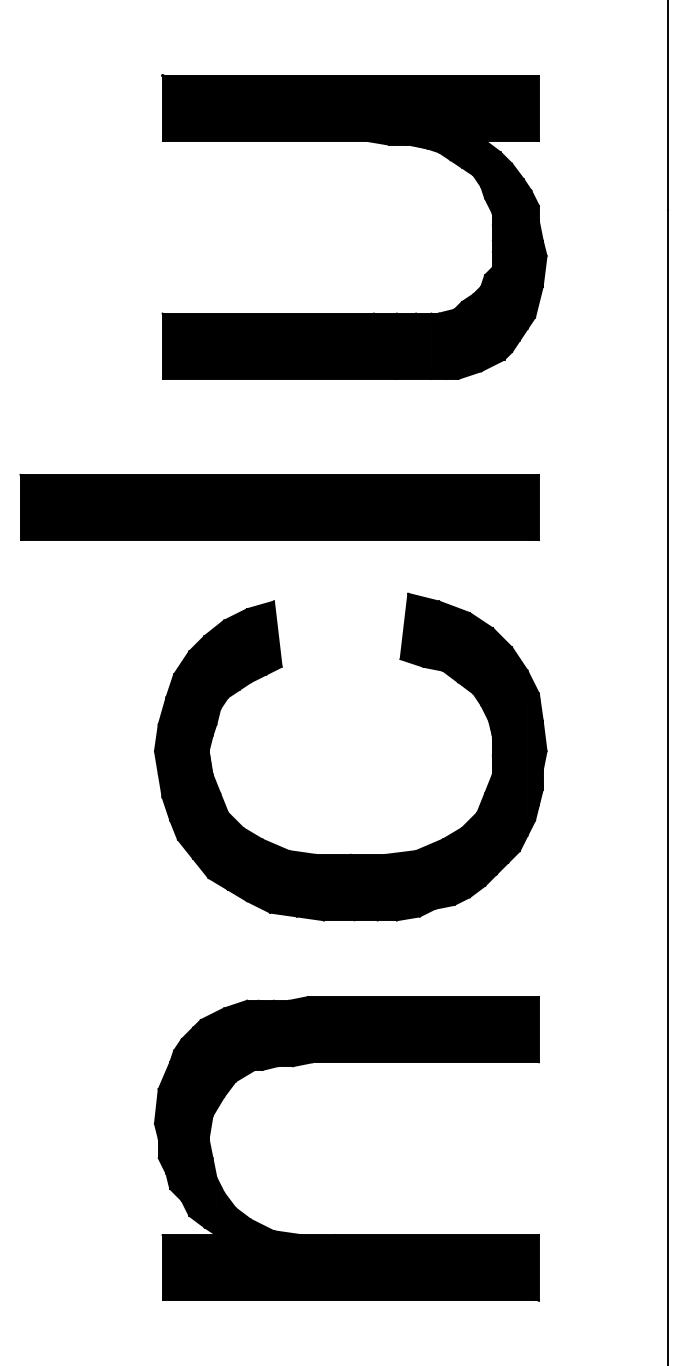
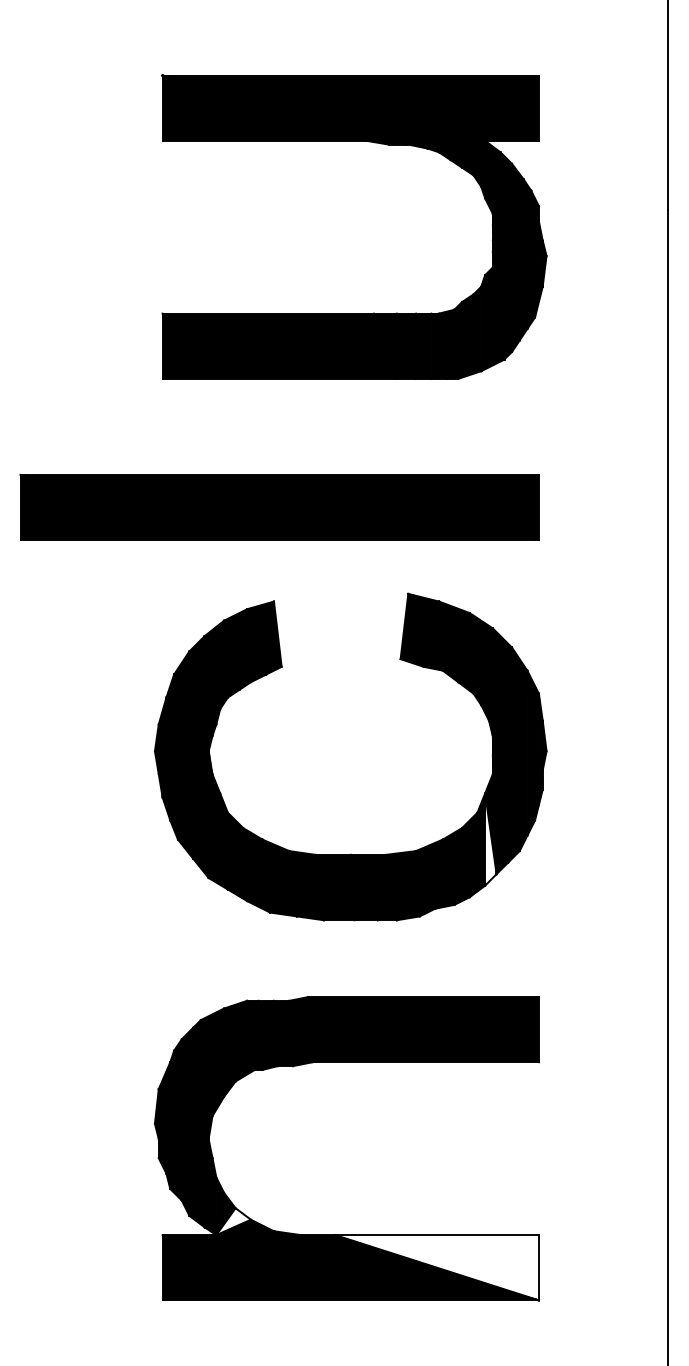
fill: present -> none (490, 839)
fill: present -> none (233, 1221)
fill: present -> none (436, 1267)
